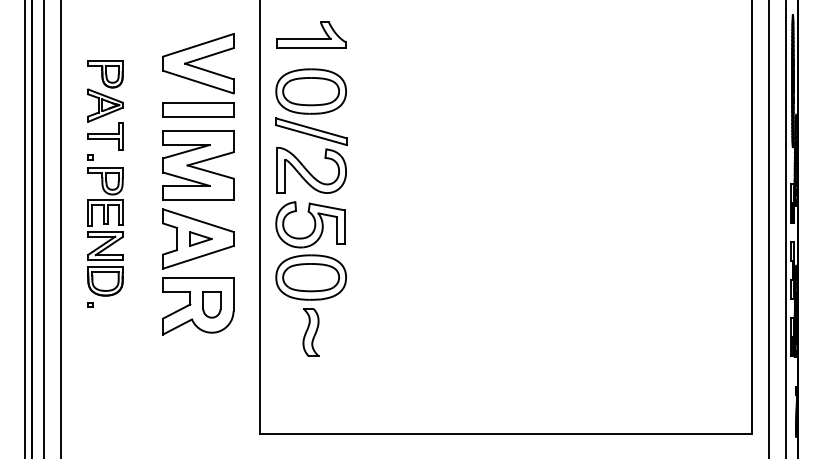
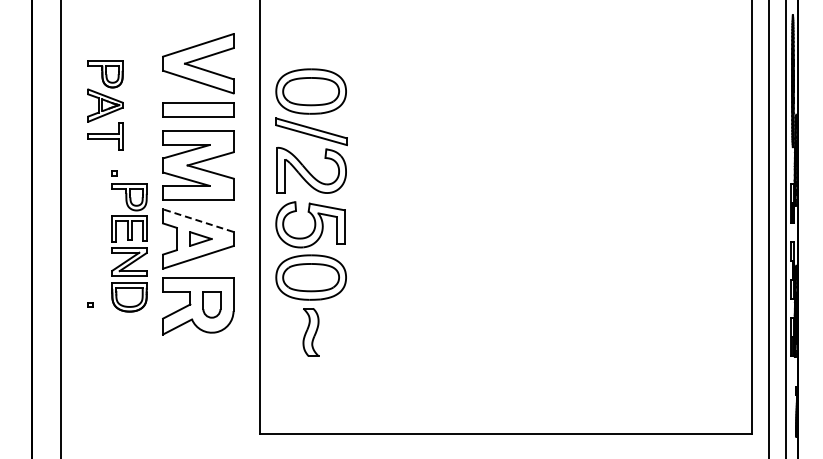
part: present -> none (311, 34)
line: solid -> dashed (197, 220)
part position: (105, 225) -> (129, 241) (129, 241)
line: present -> none (24, 228)
line: present -> none (43, 228)
